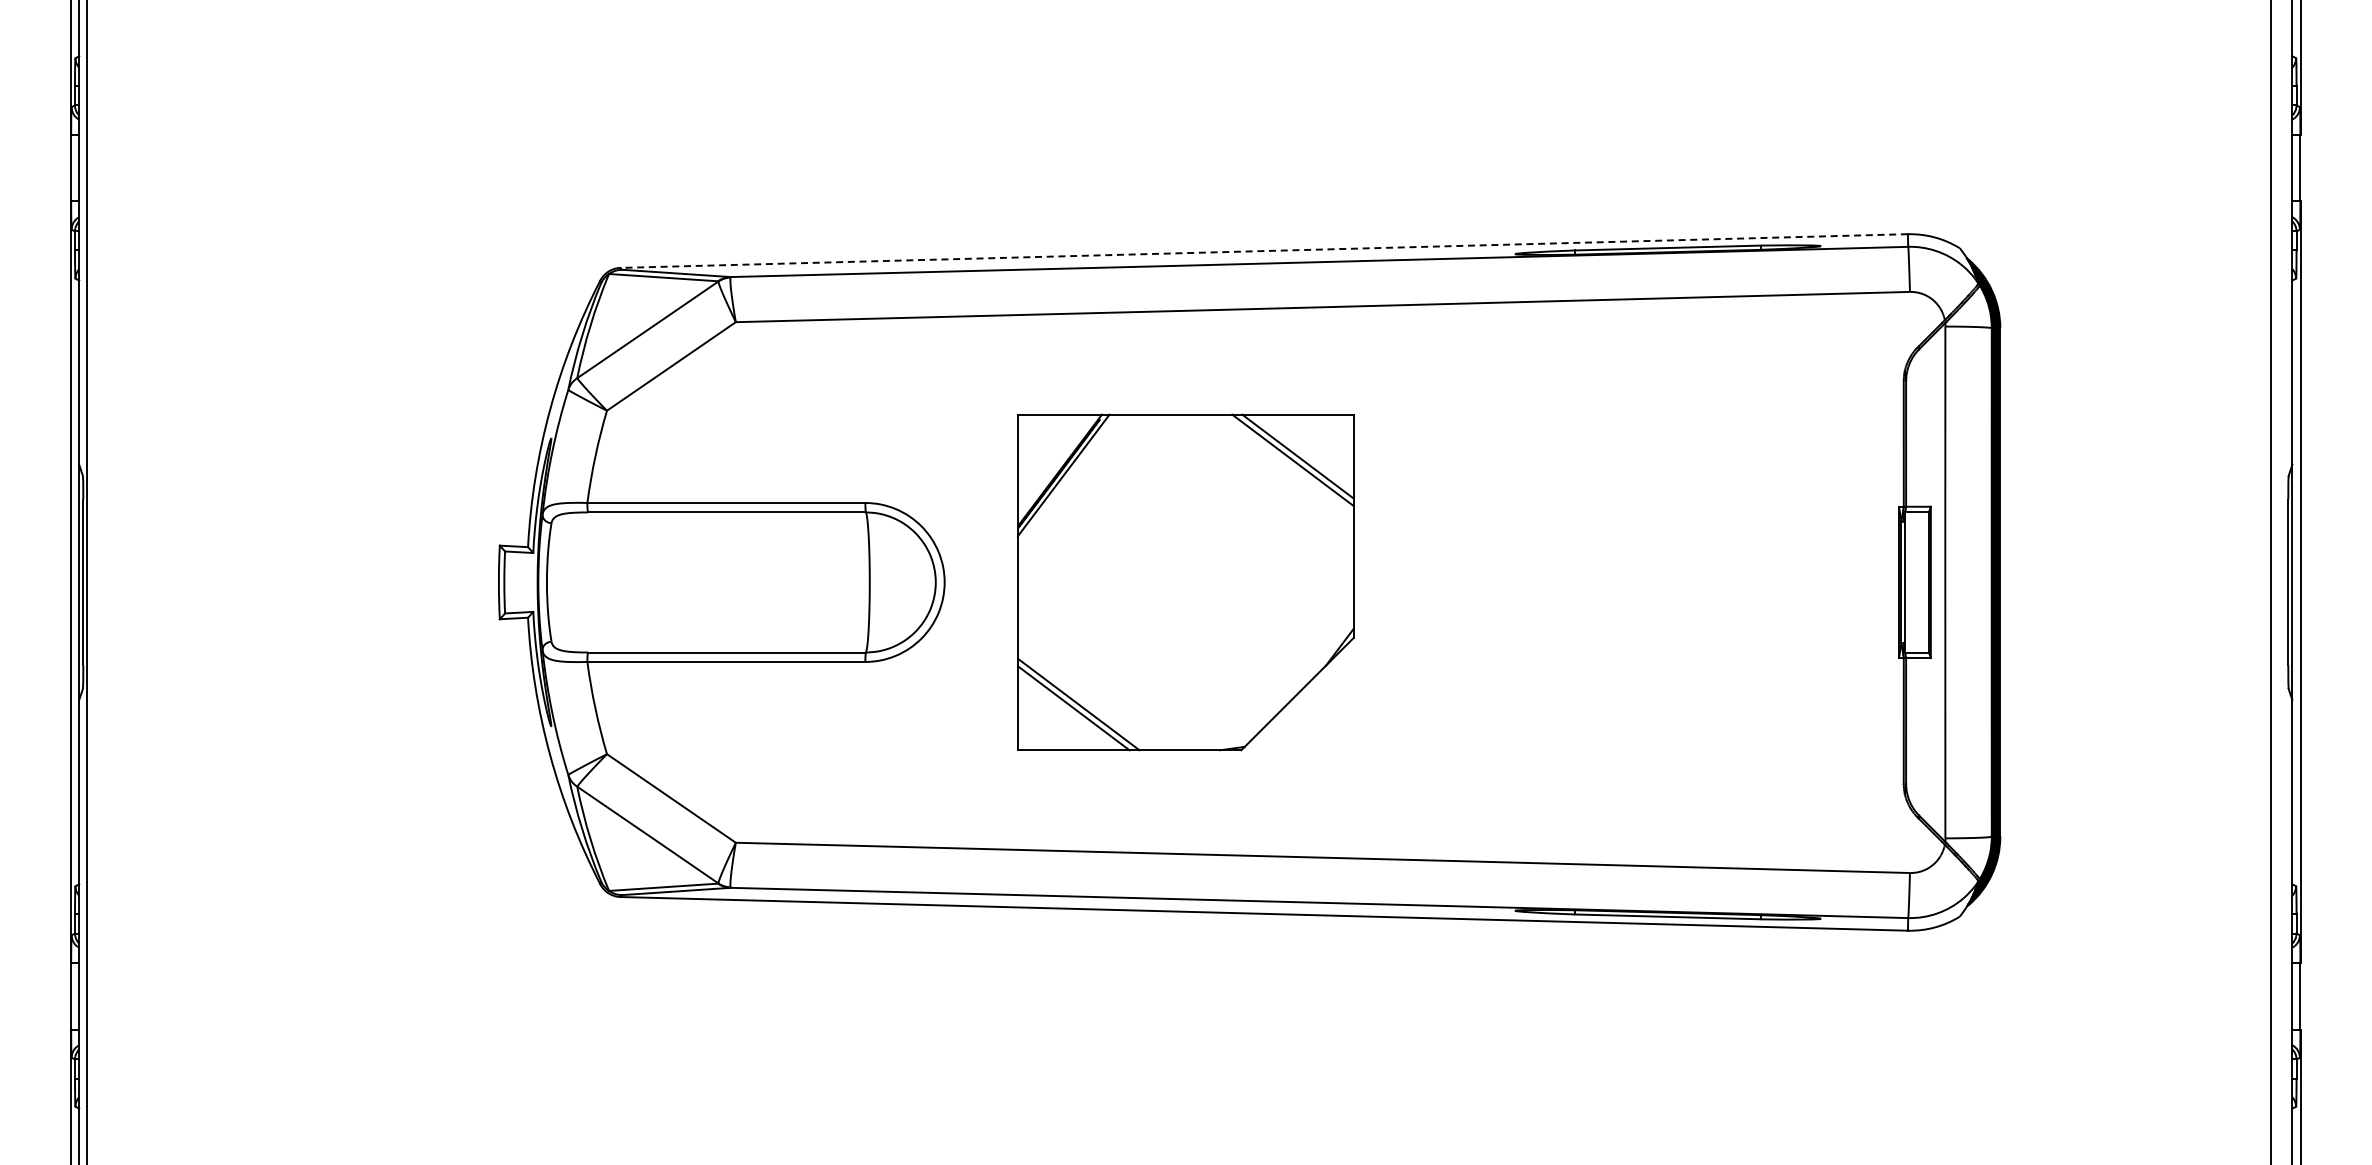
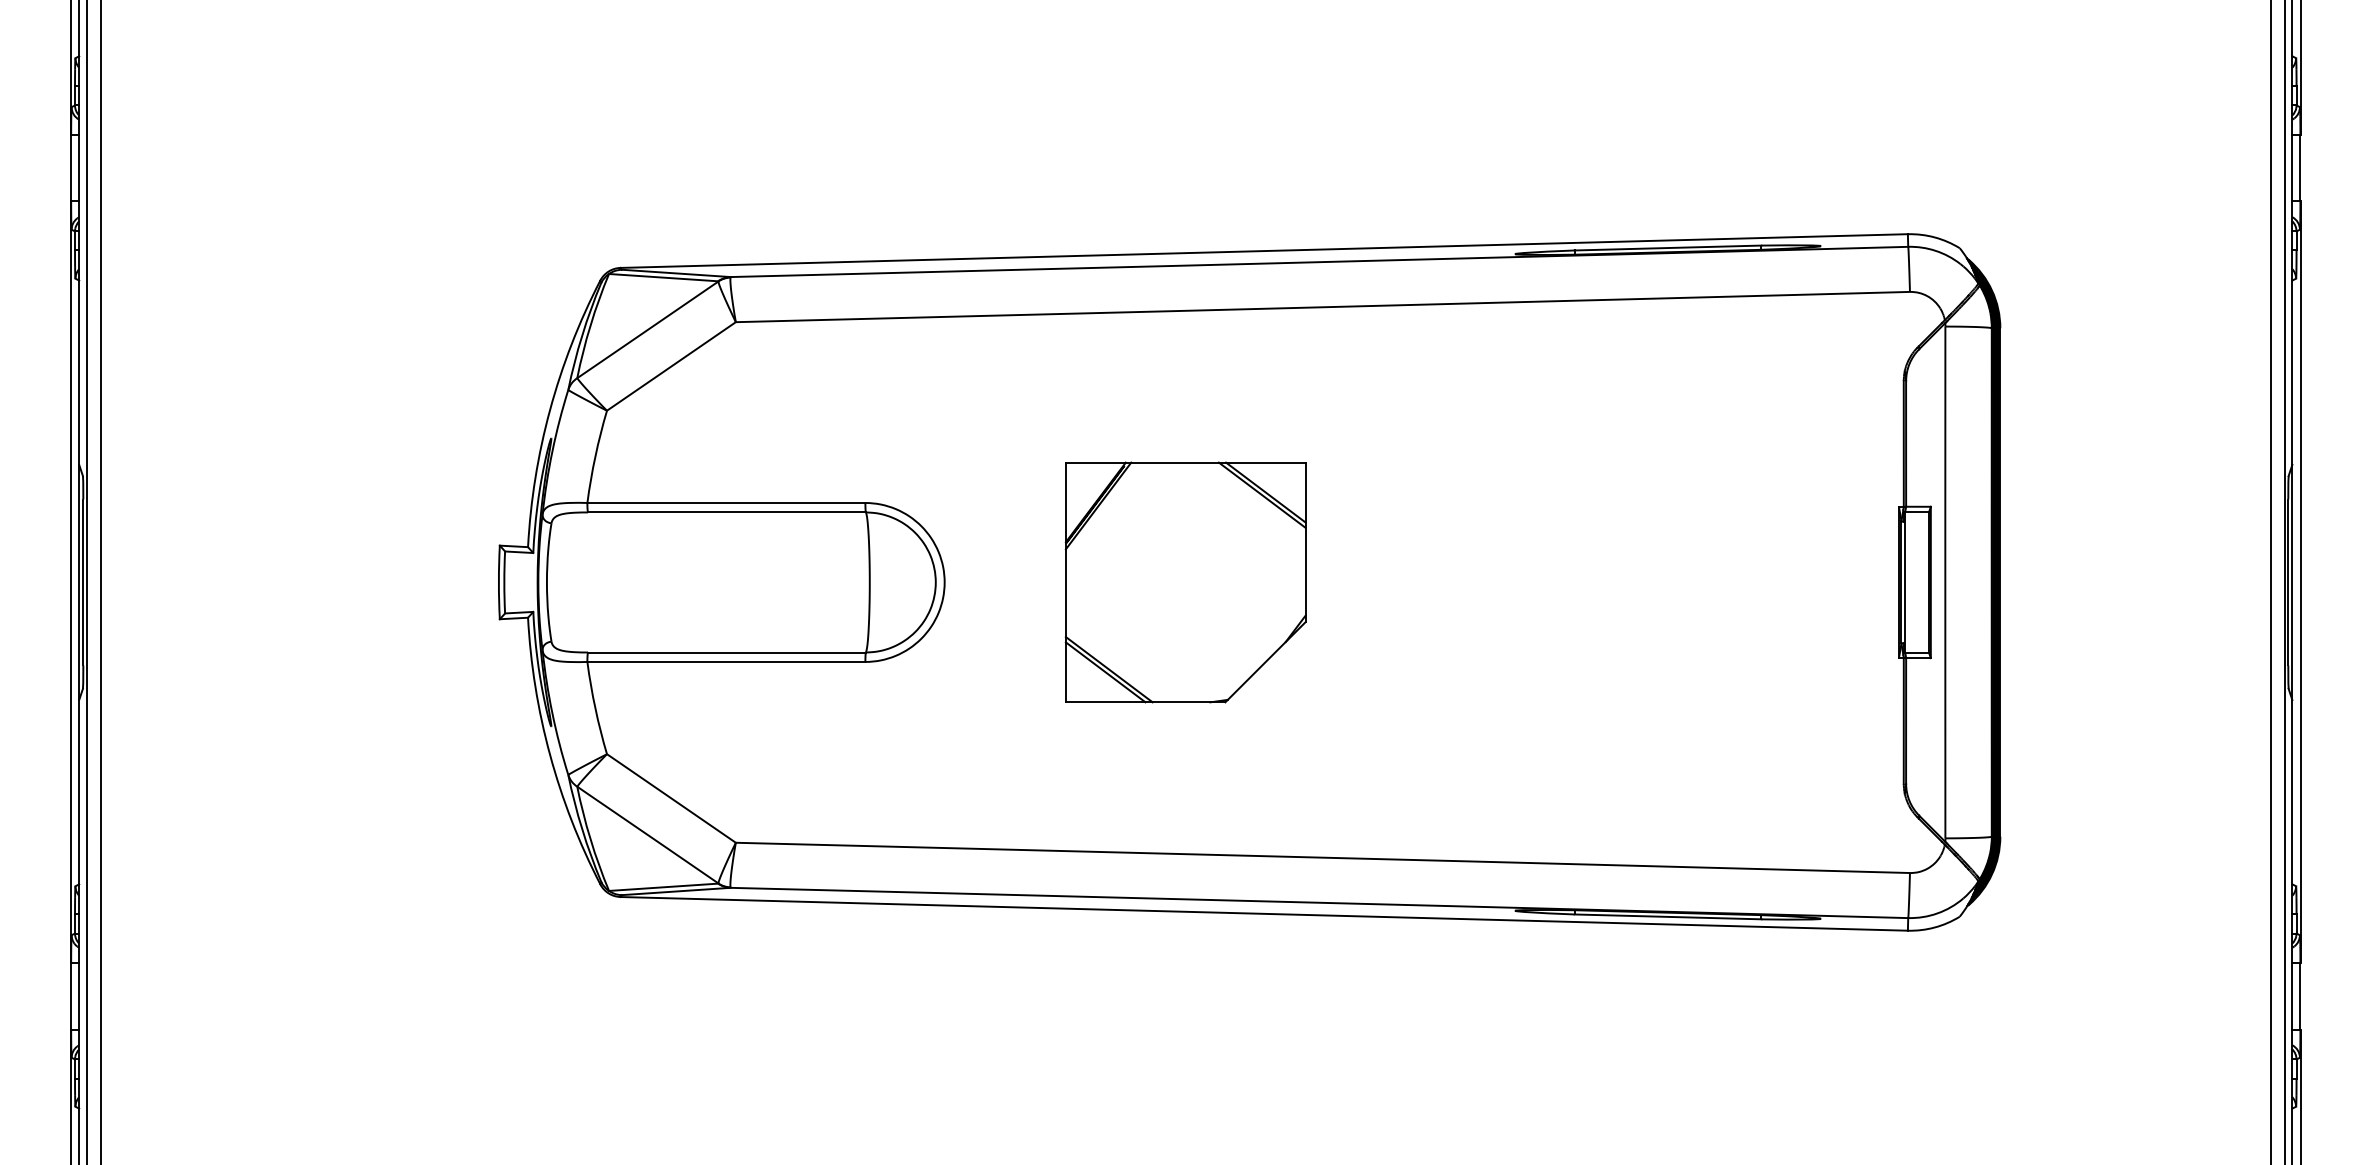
line: dashed -> solid (1264, 251)
line: none -> present (101, 581)
line: none -> present (2284, 581)
part size: 338x339 px -> 243x243 px (1185, 582)
